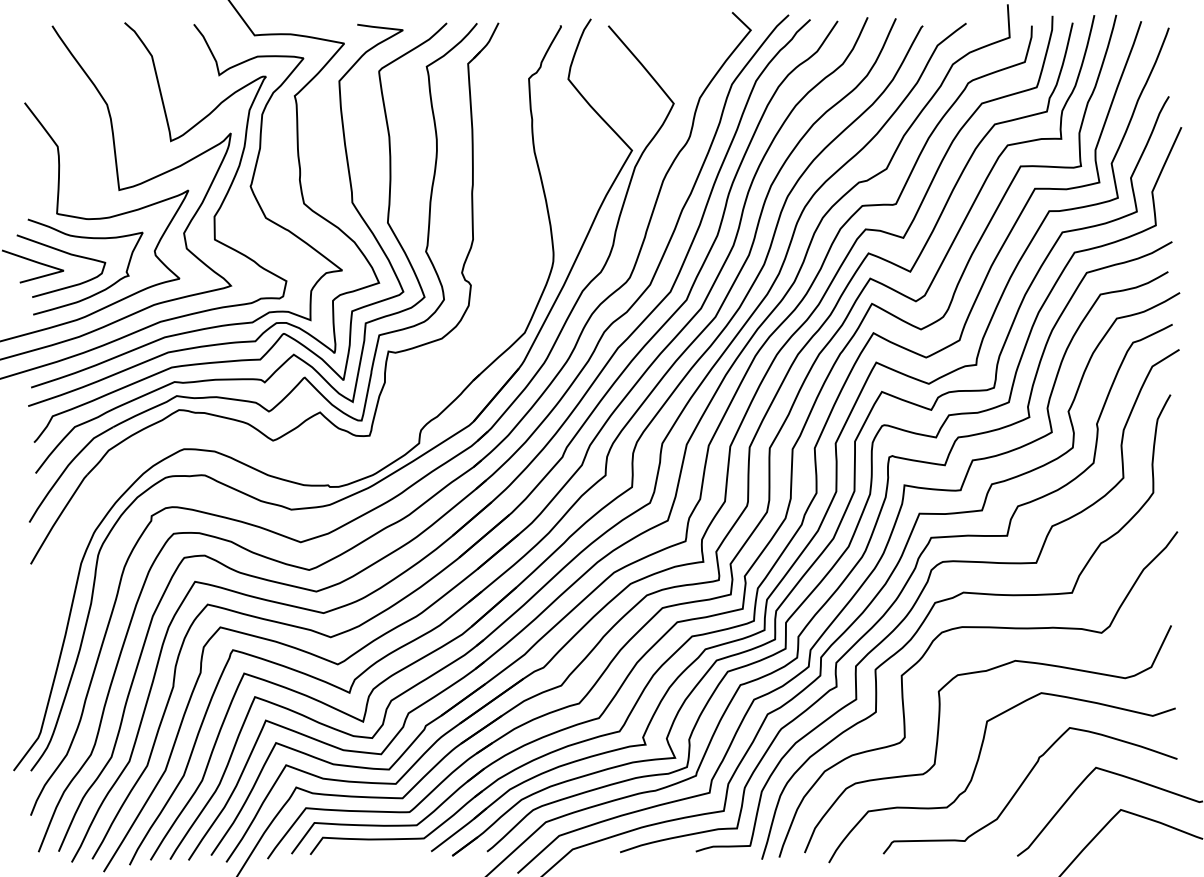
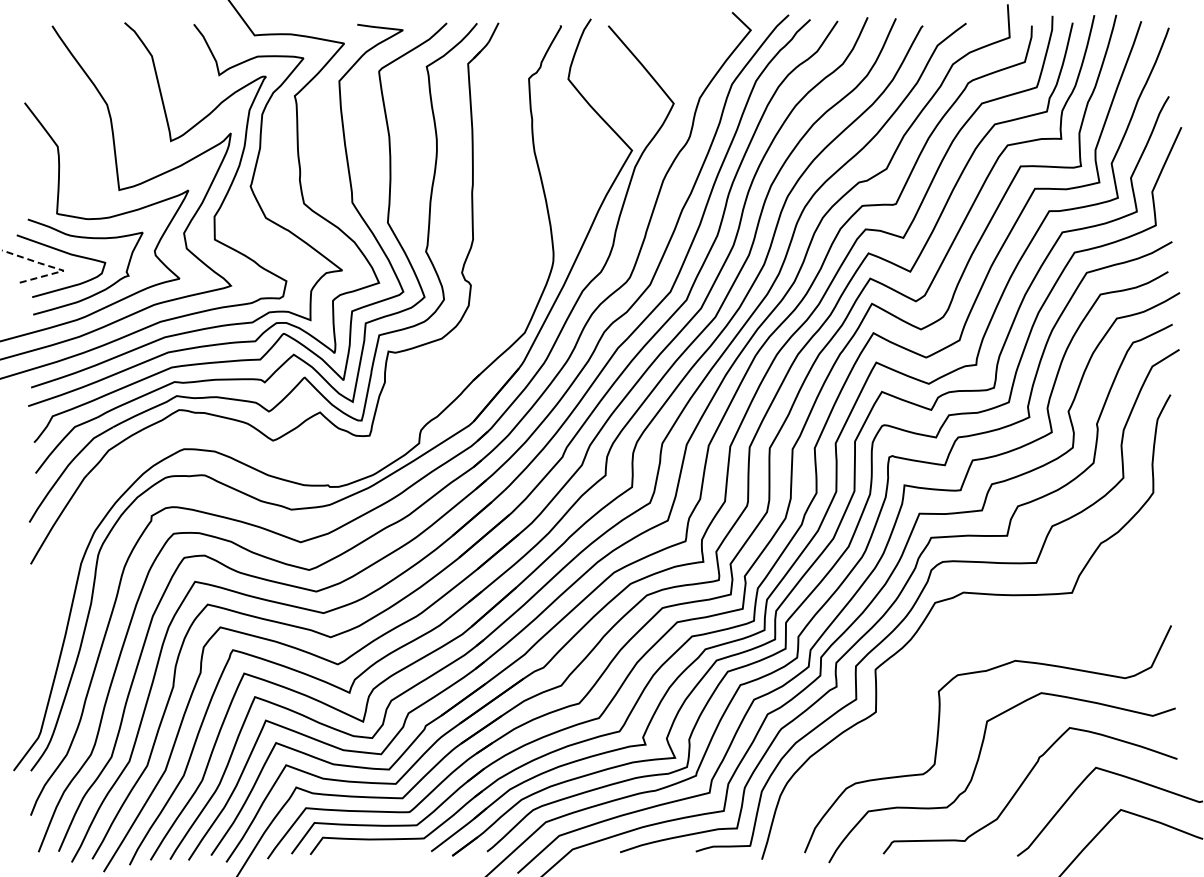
line: solid -> dashed (54, 267)
curve: present -> none (978, 628)
